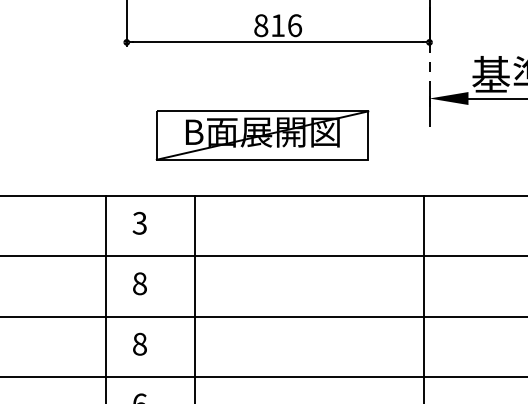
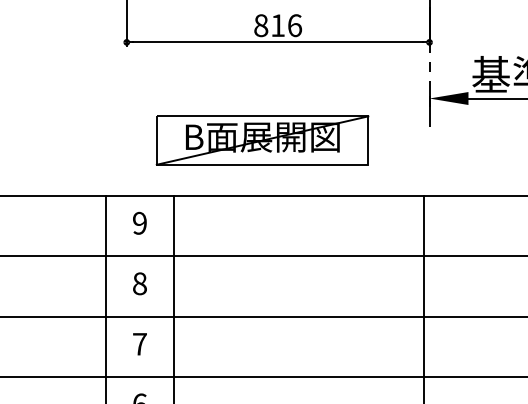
part position: (262, 135) -> (262, 140) (262, 140)
text: 3 -> 9 (139, 223)
line position: (194, 298) -> (173, 298) (173, 298)
text: 8 -> 7 (139, 343)
